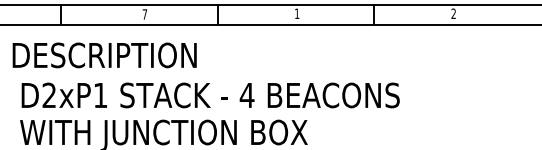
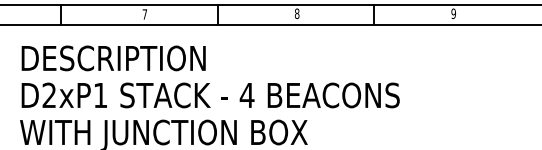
text: 1 -> 8 (296, 13)
text: 2 -> 9 (453, 13)
text position: (104, 55) -> (113, 58) (113, 58)
